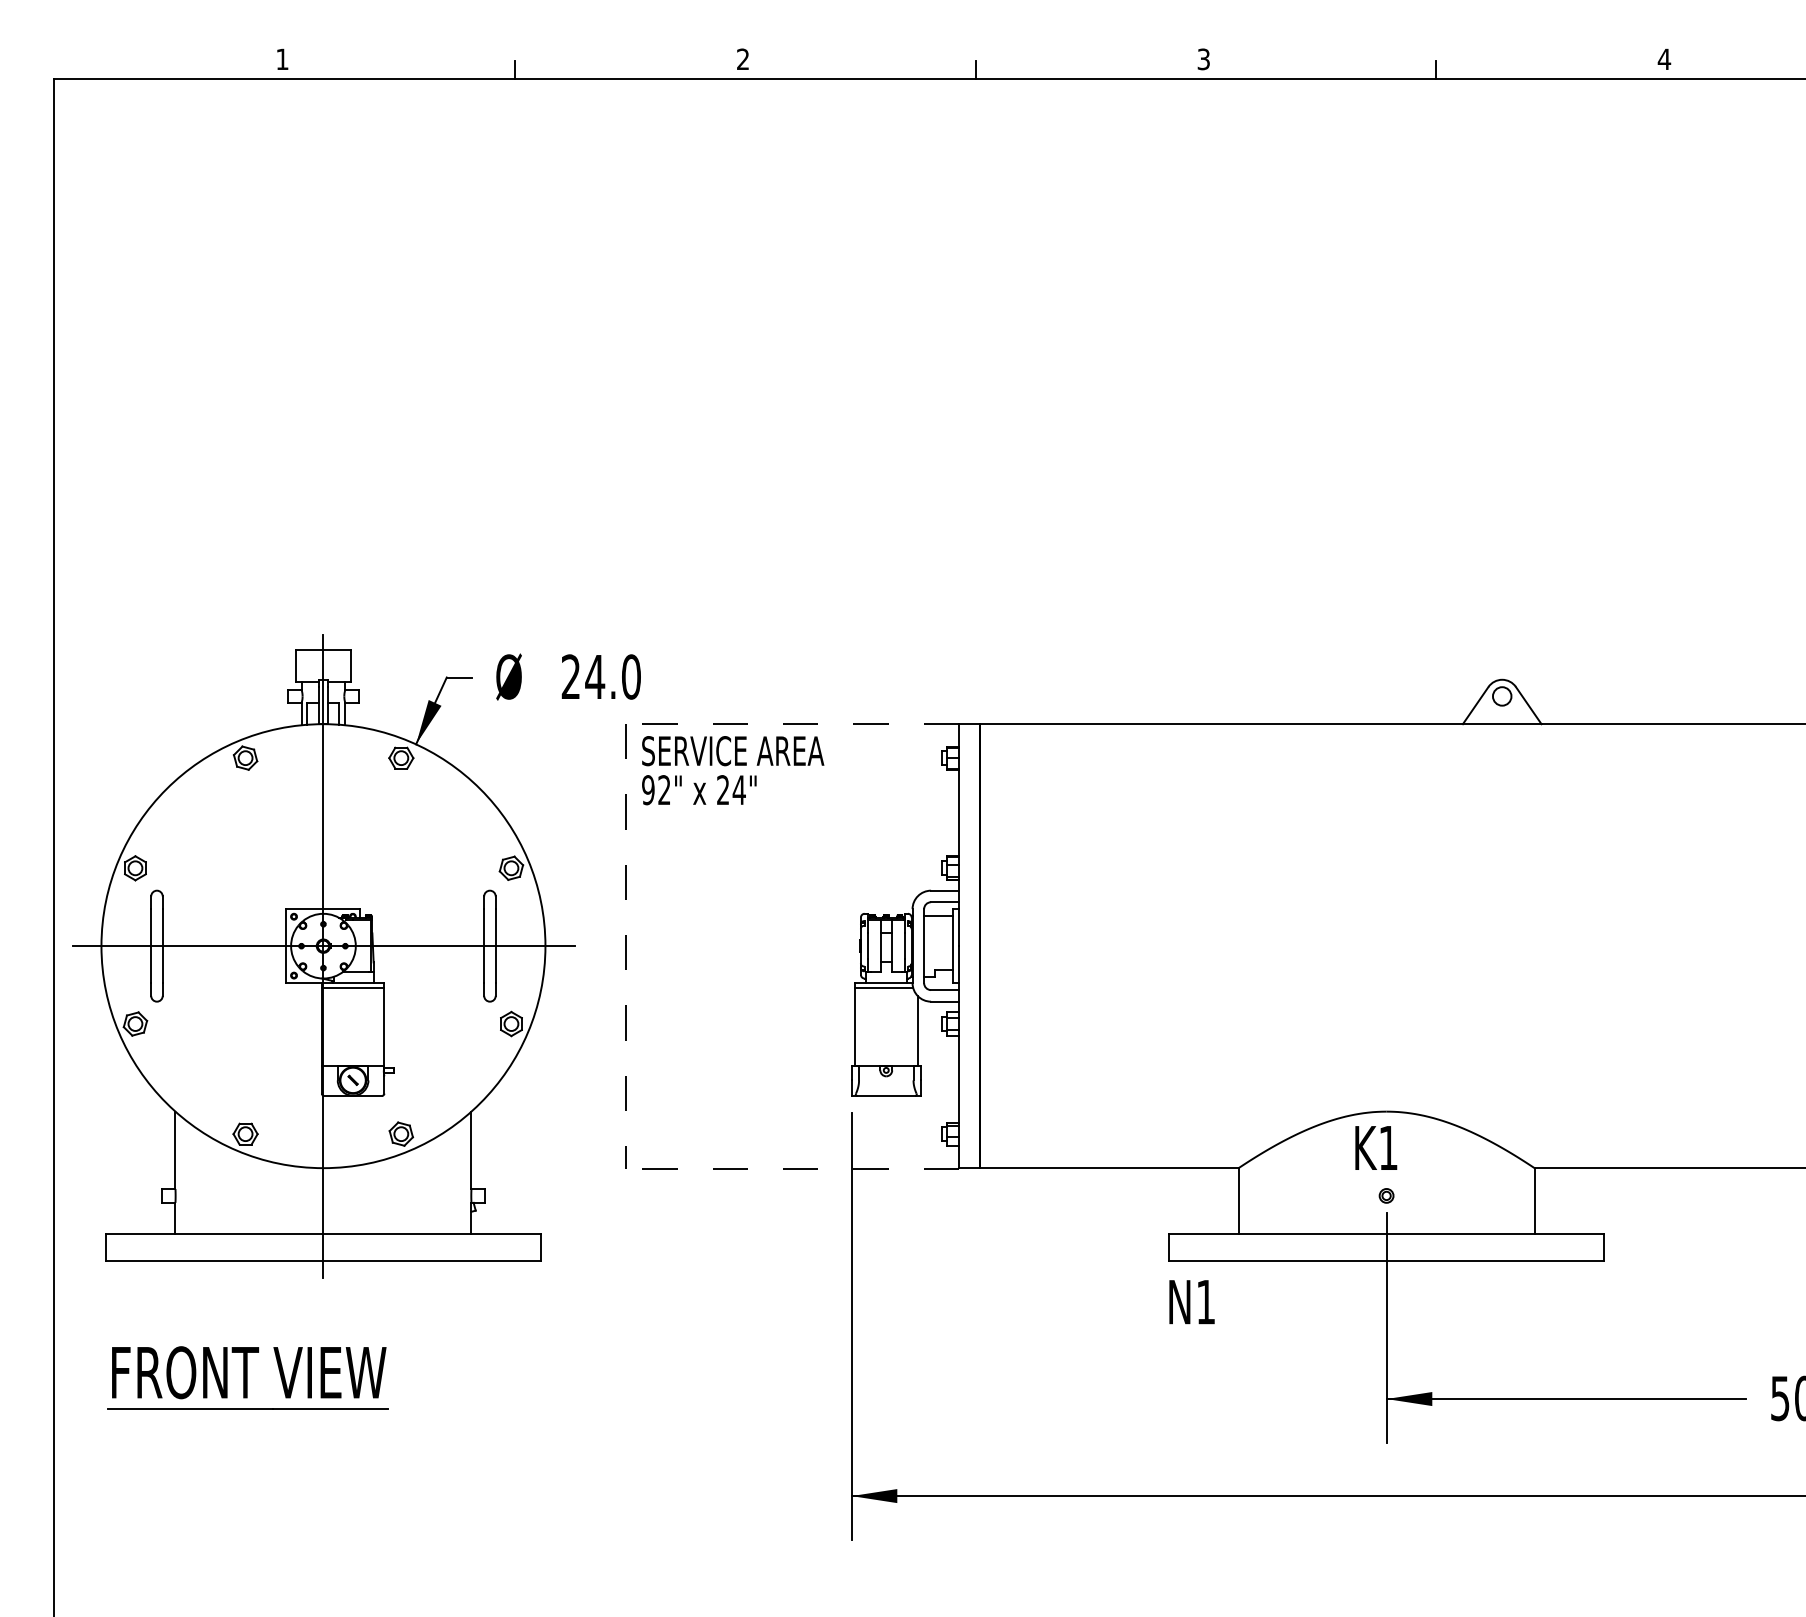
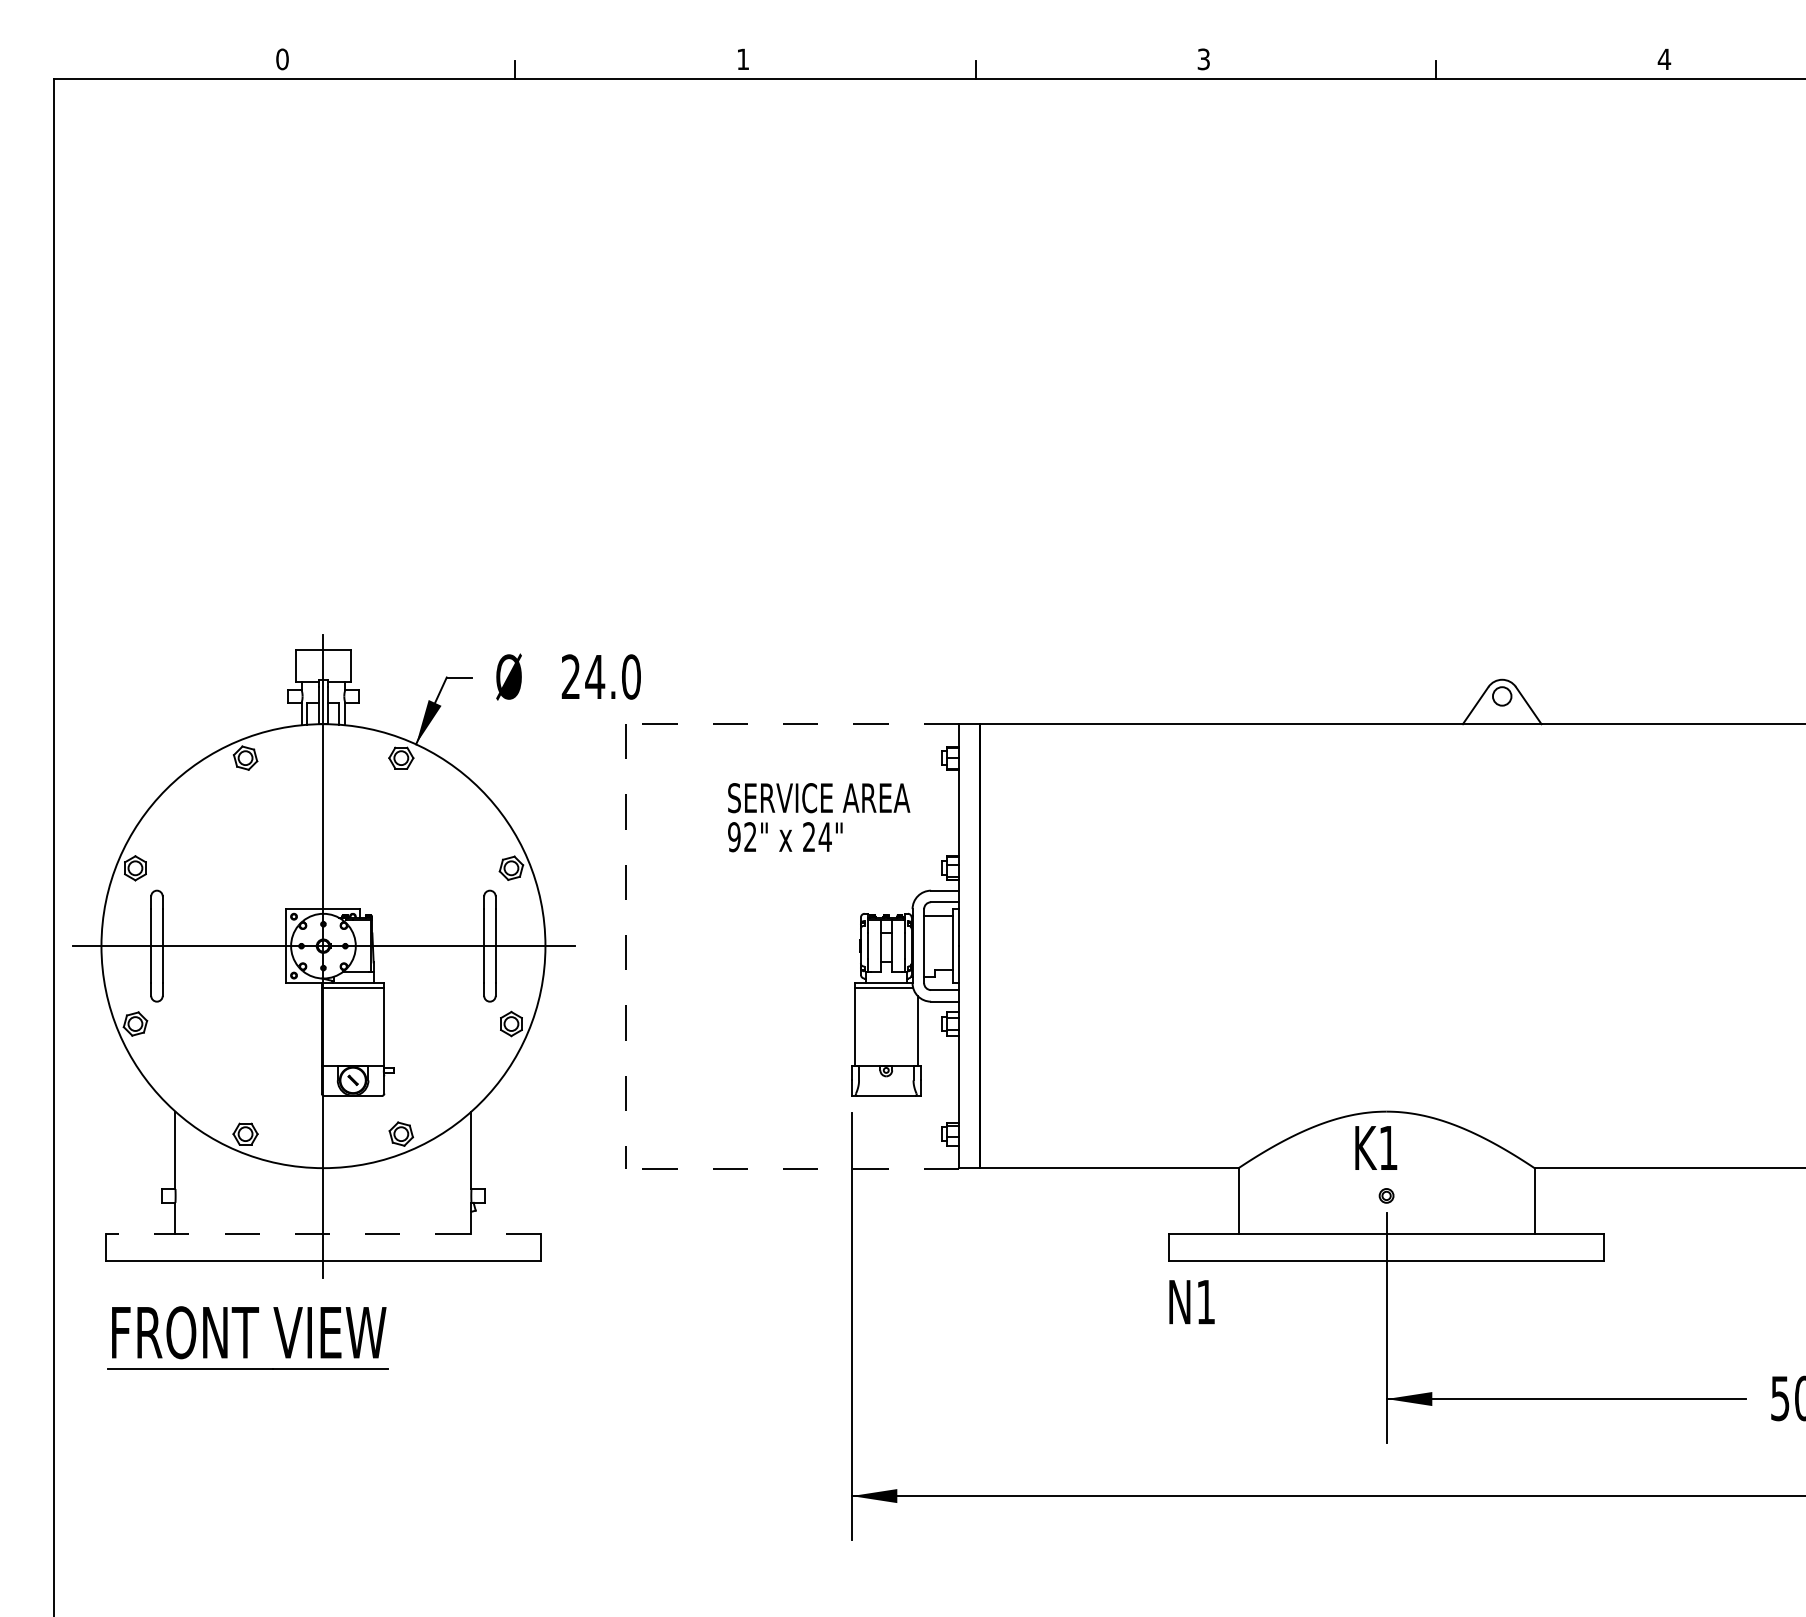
text: 2 -> 1 (742, 58)
text: 1 -> 0 (282, 59)
text position: (733, 770) -> (819, 817) (819, 817)
line: solid -> dashed (322, 1234)
part position: (247, 1377) -> (247, 1337) (247, 1337)
